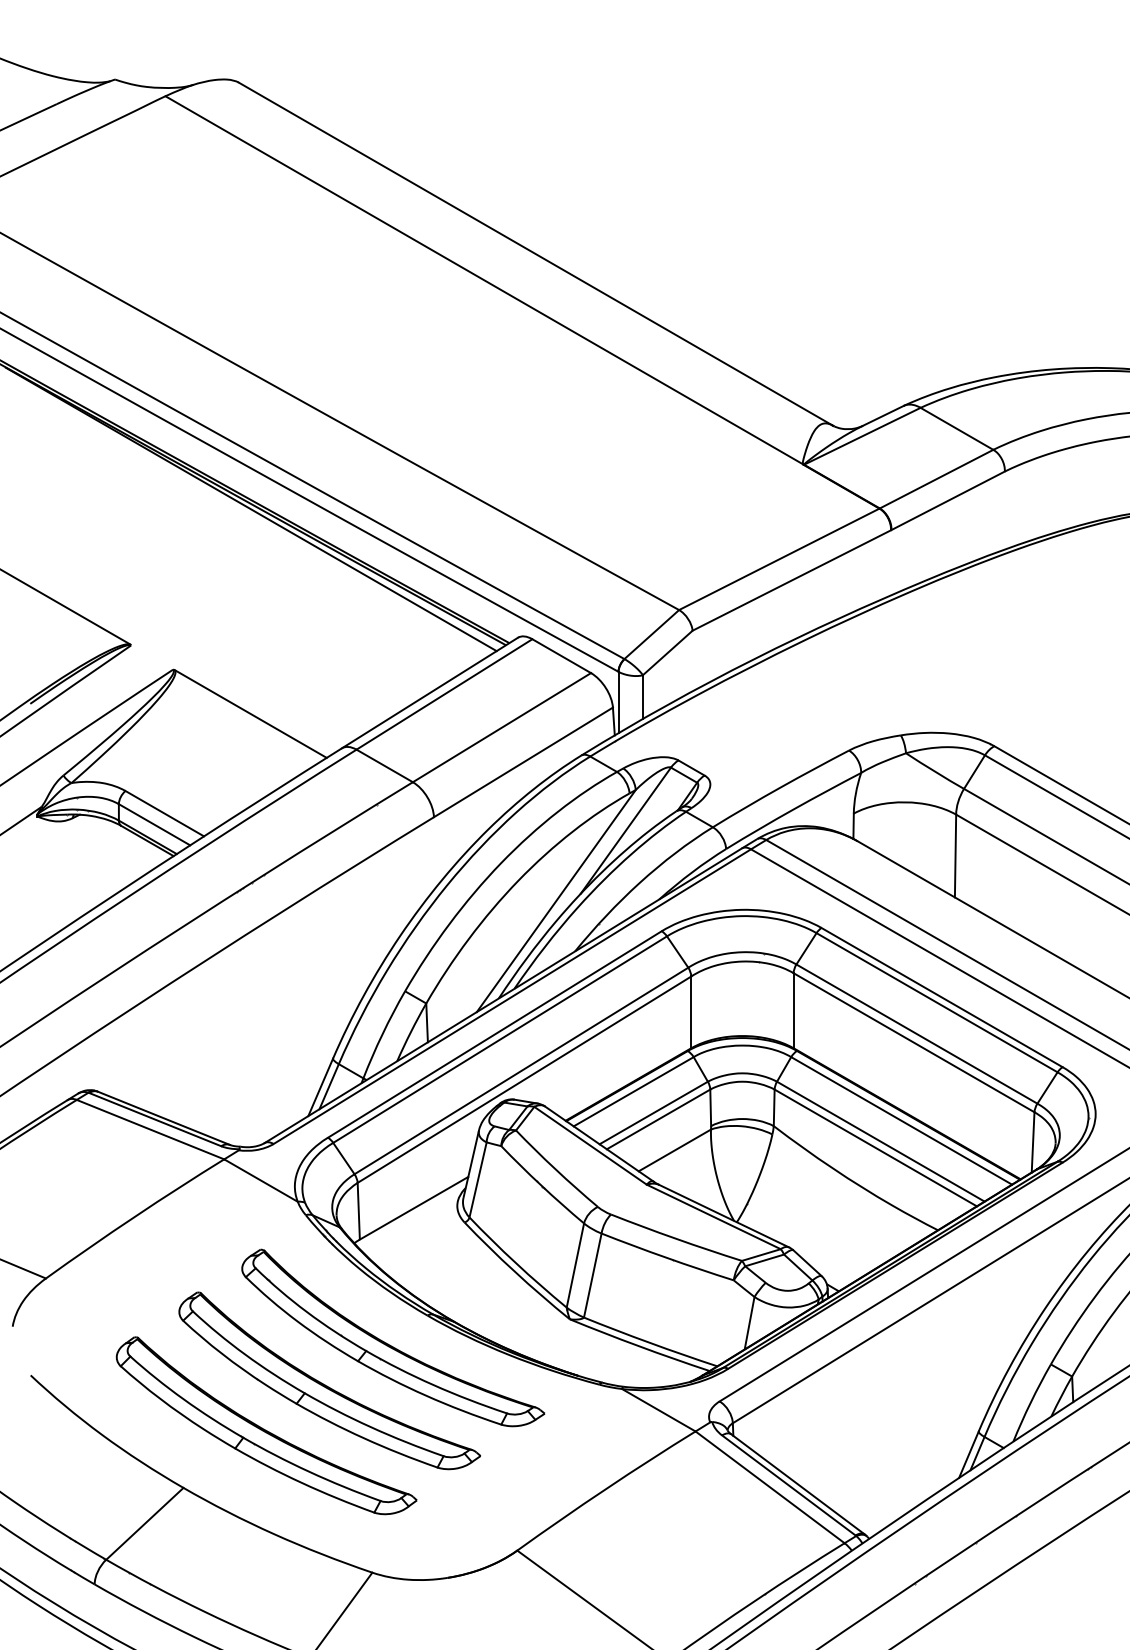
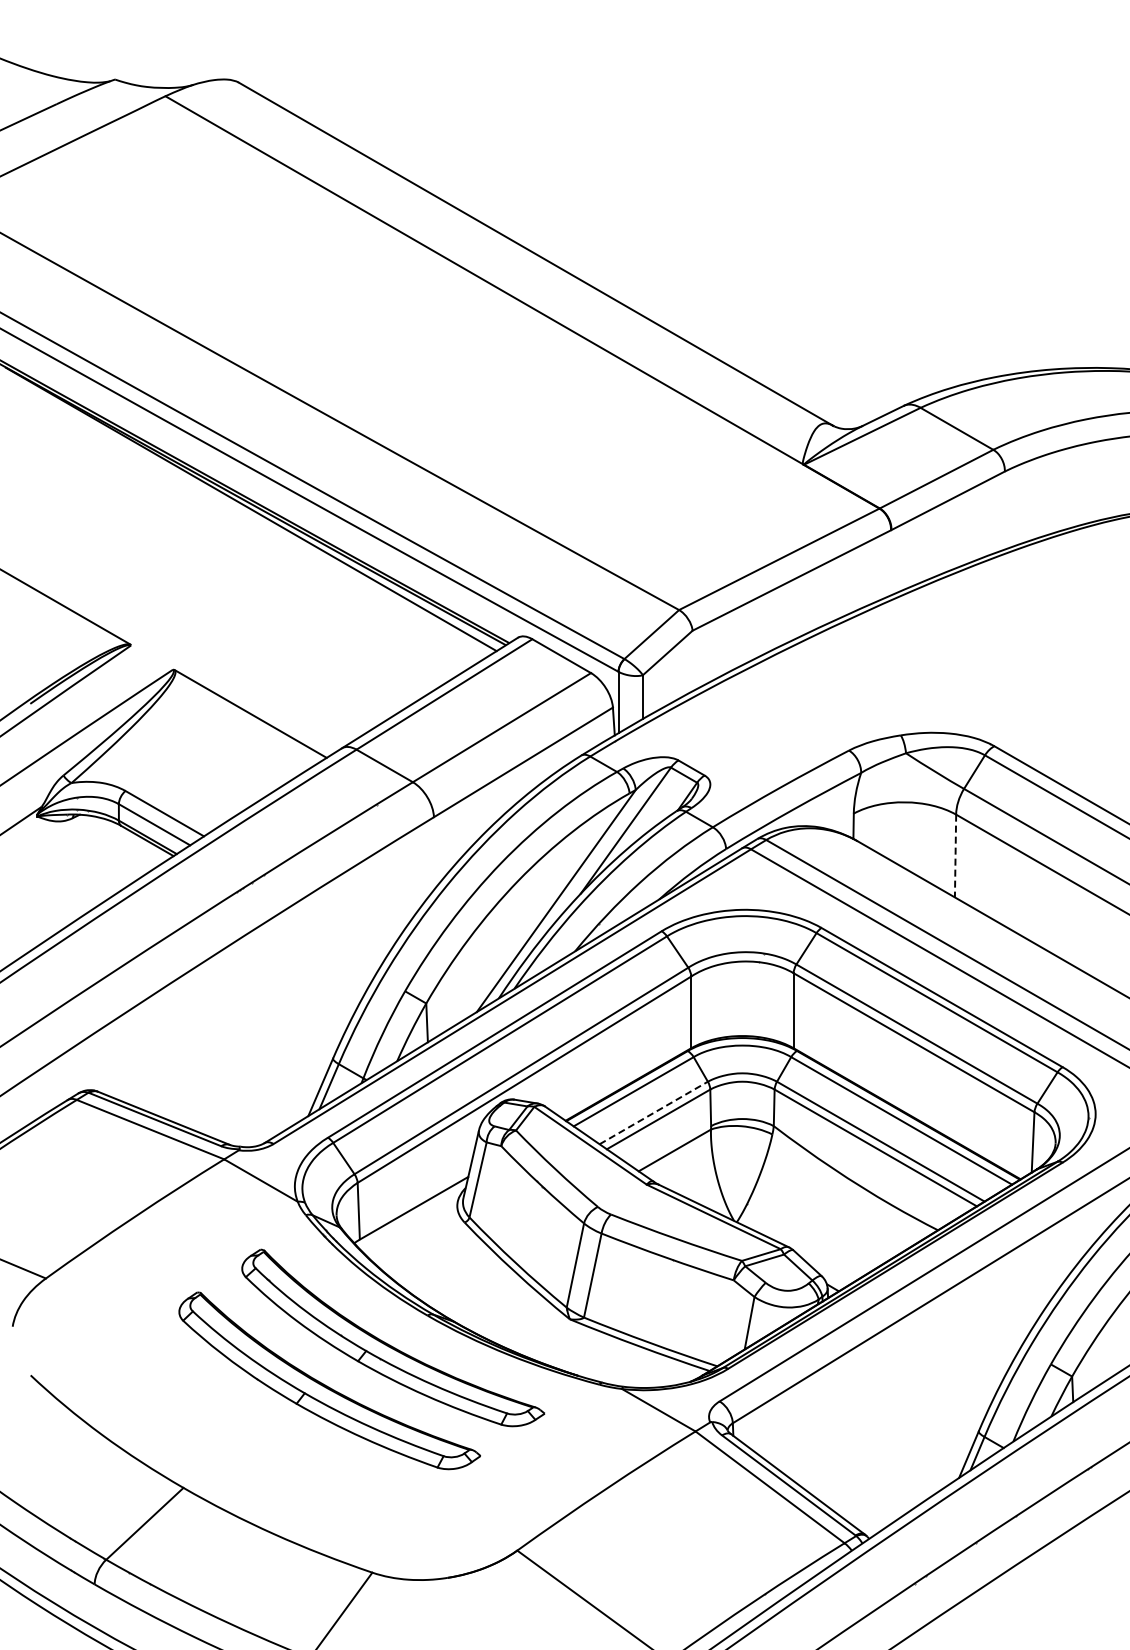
line: solid -> dashed (955, 856)
line: solid -> dashed (653, 1112)
part: present -> none (266, 1425)
